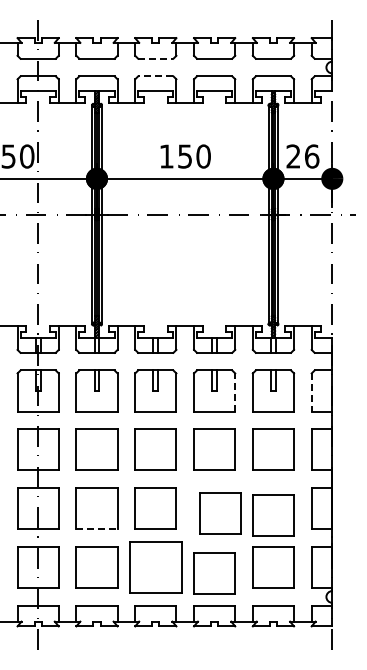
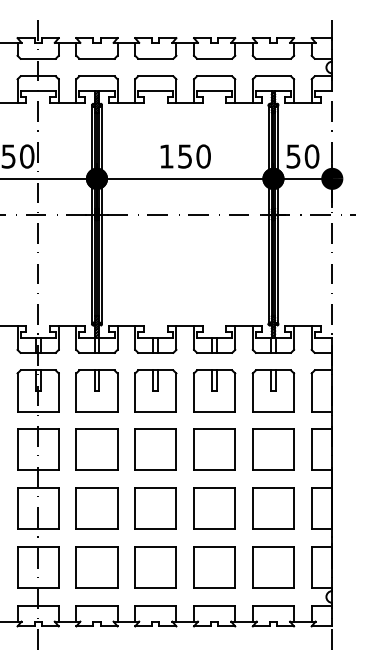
line: dashed -> solid (155, 58)
line: dashed -> solid (155, 76)
text: 26 -> 50 (302, 156)
line: dashed -> solid (235, 392)
line: dashed -> solid (311, 393)
part position: (220, 513) -> (214, 508) (214, 508)
part position: (273, 515) -> (273, 508) (273, 508)
line: dashed -> solid (97, 529)
part size: 54x53 px -> 43x43 px (155, 567)
part position: (214, 573) -> (214, 567) (214, 567)
